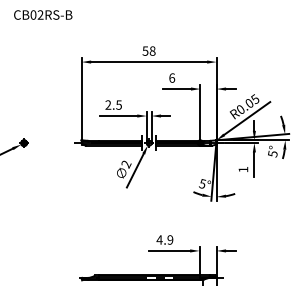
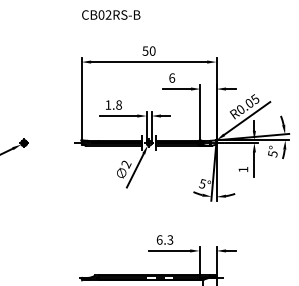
text position: (43, 14) -> (111, 14) (111, 14)
text: 58 -> 50 (152, 51)
text: 2.5 -> 1.8 (113, 104)
text: 4.9 -> 6.3 (164, 239)
